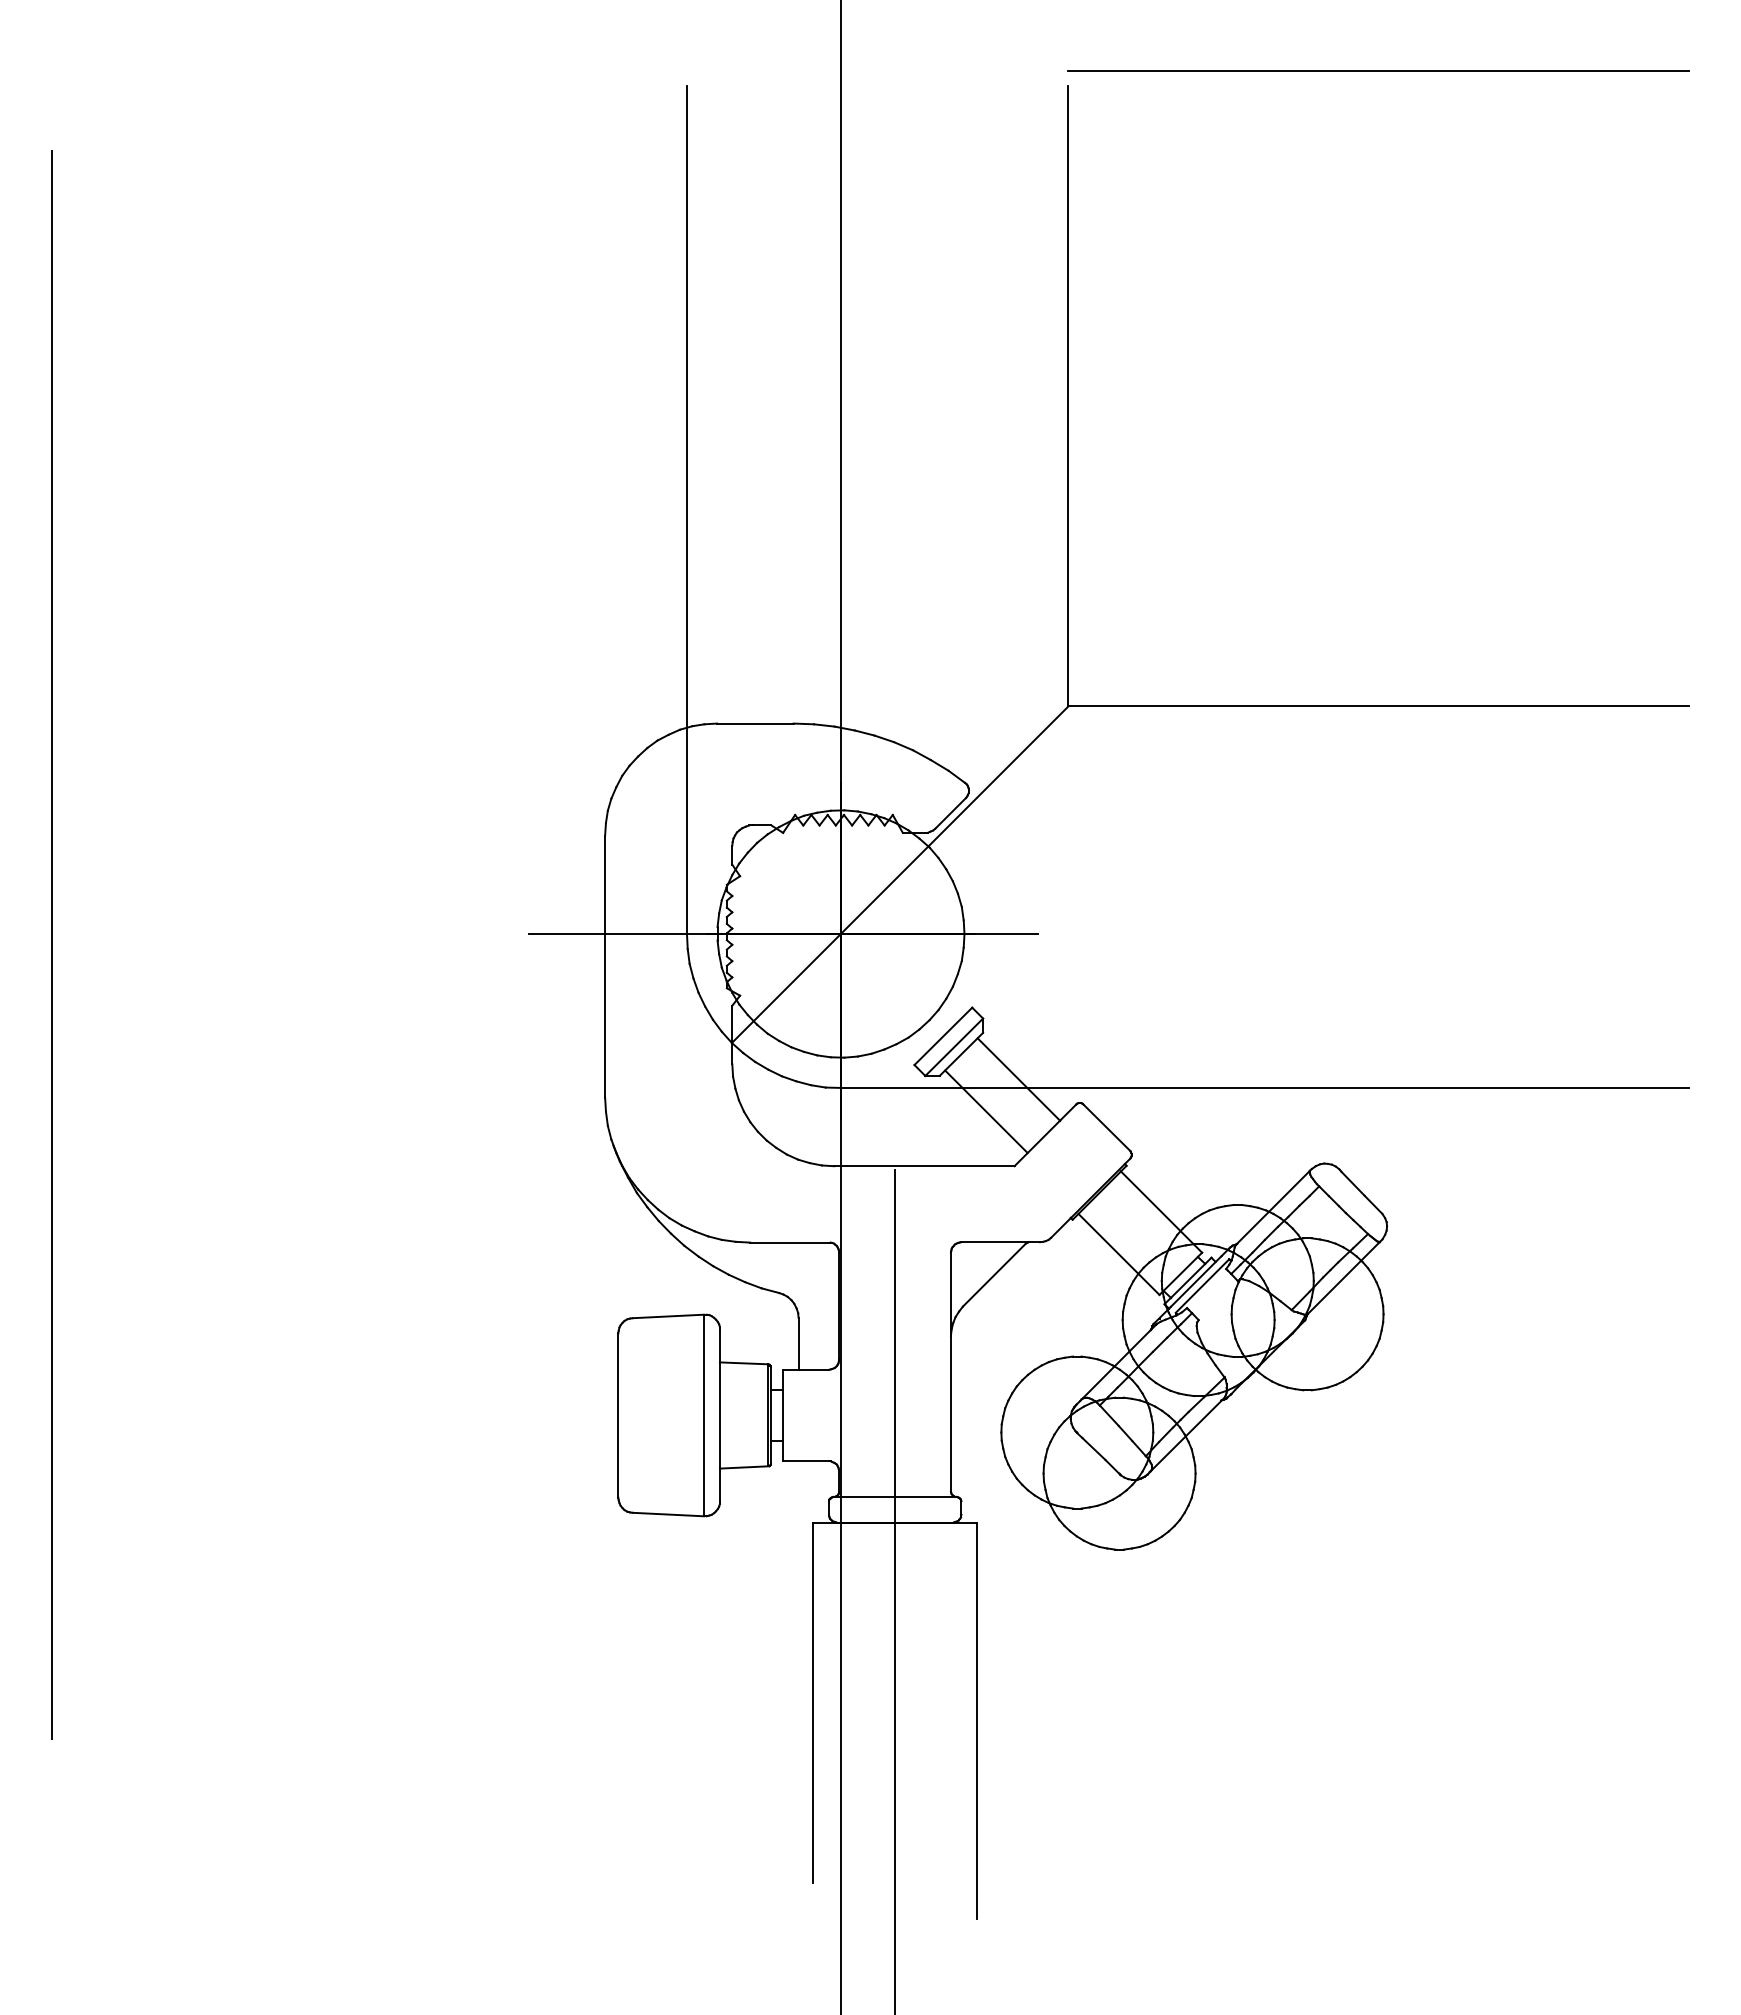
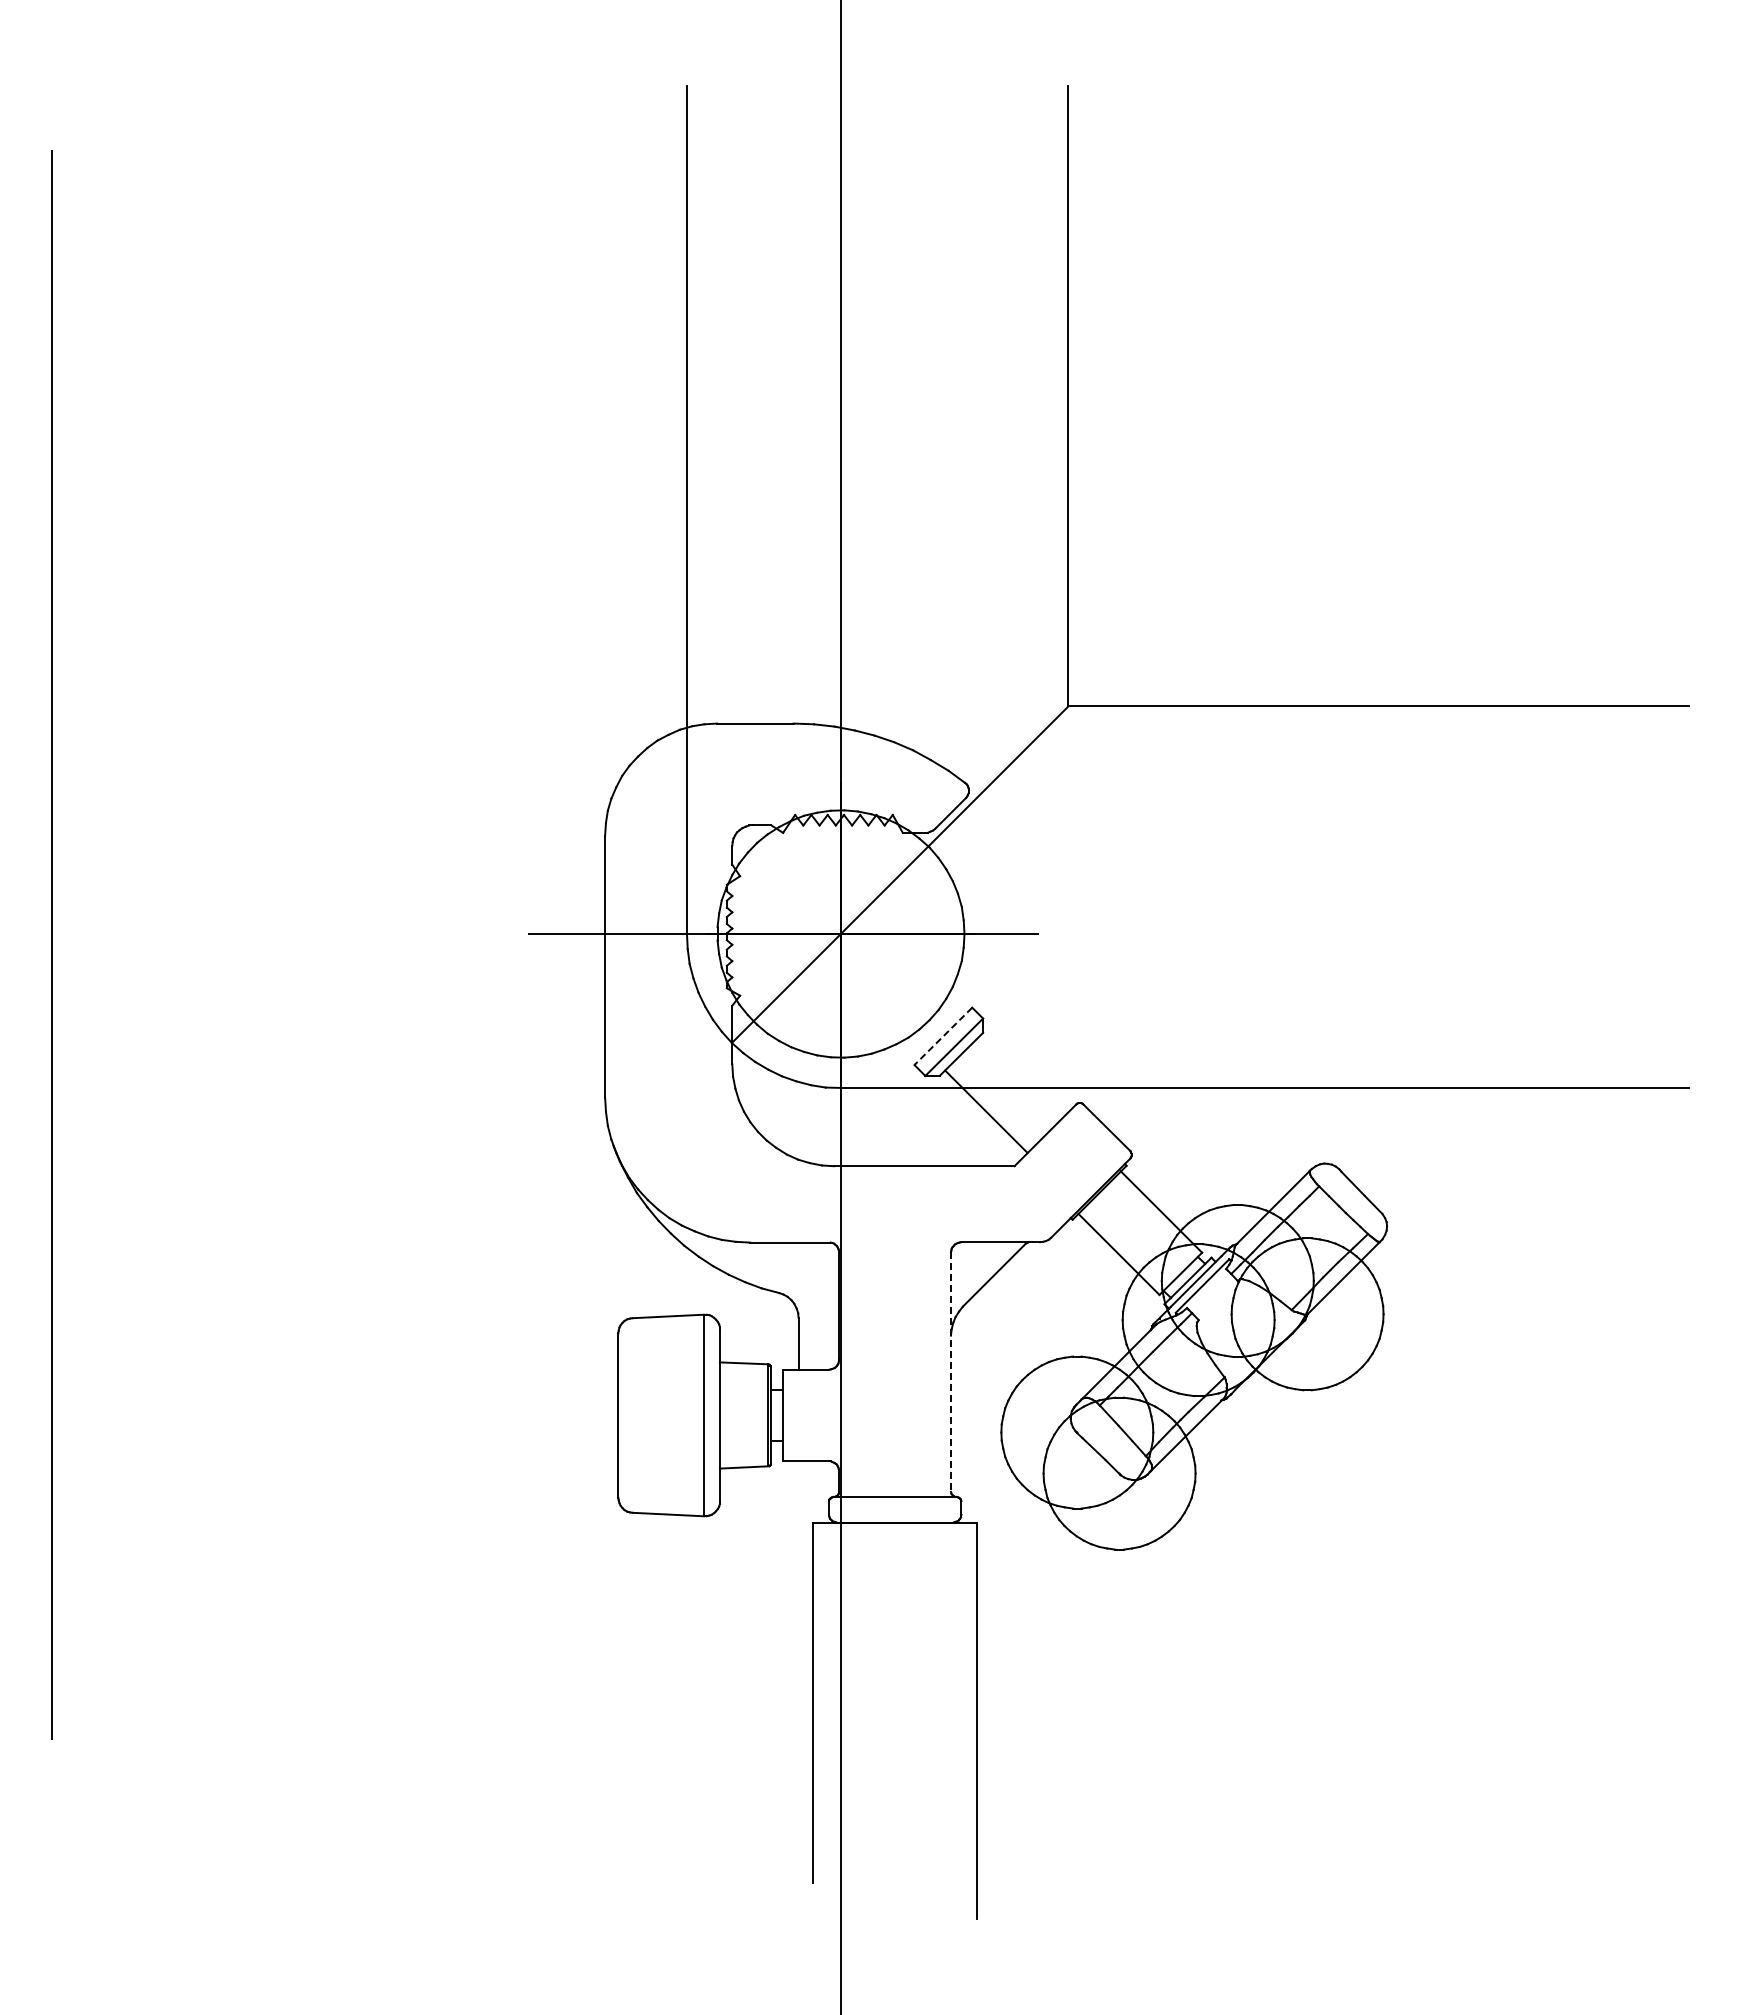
line: present -> none (1378, 70)
line: solid -> dashed (943, 1036)
line: present -> none (1018, 1079)
line: solid -> dashed (950, 1372)
line: present -> none (895, 1590)
